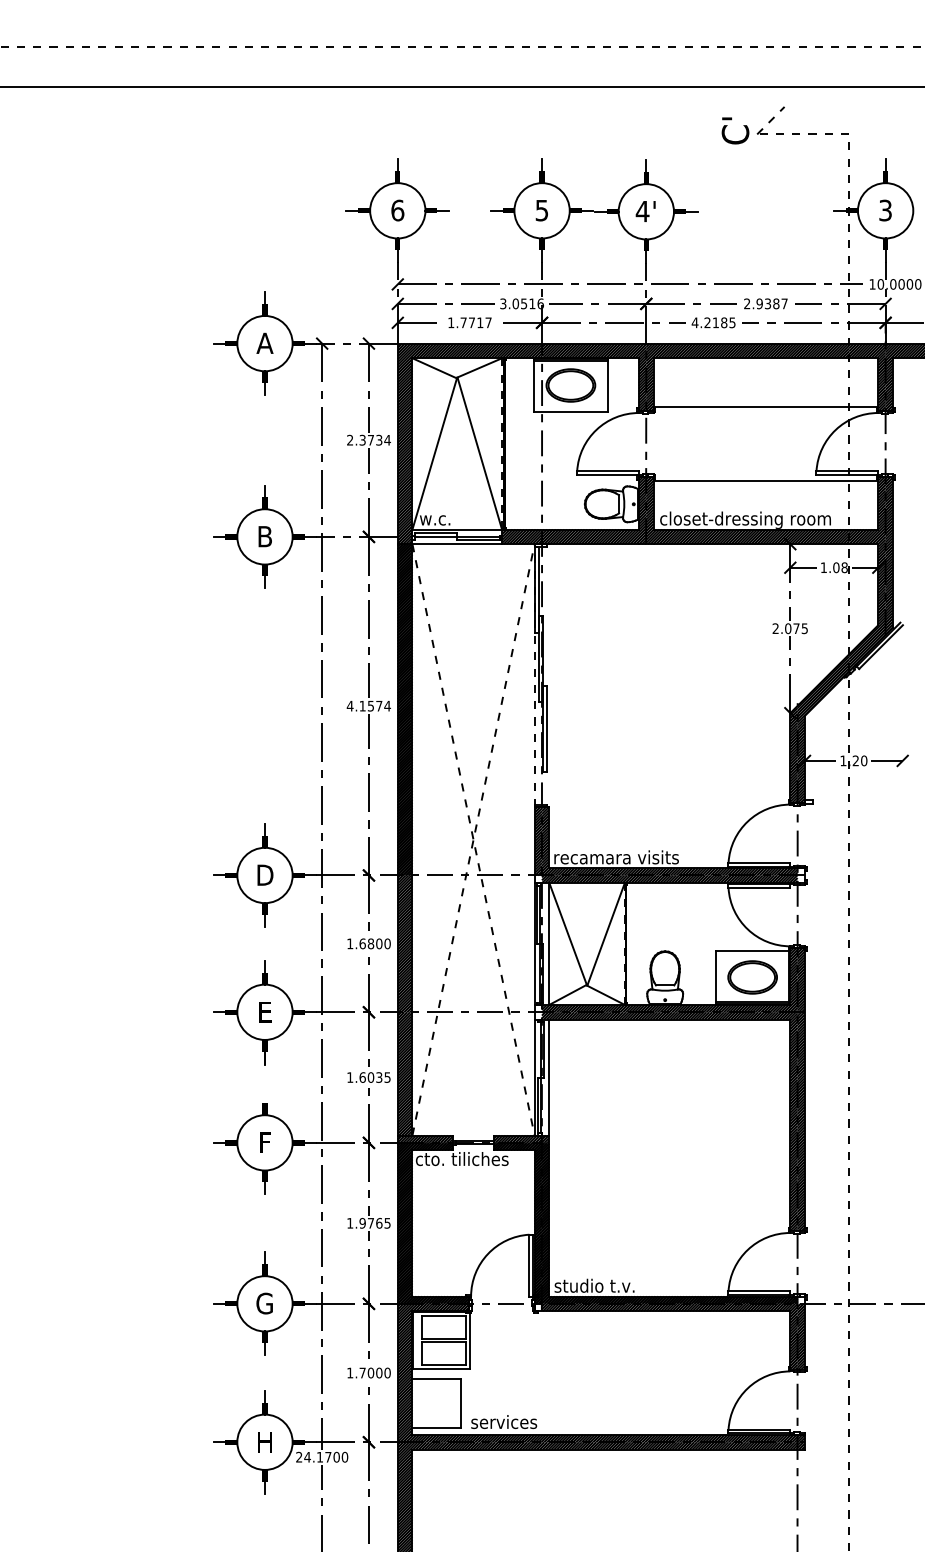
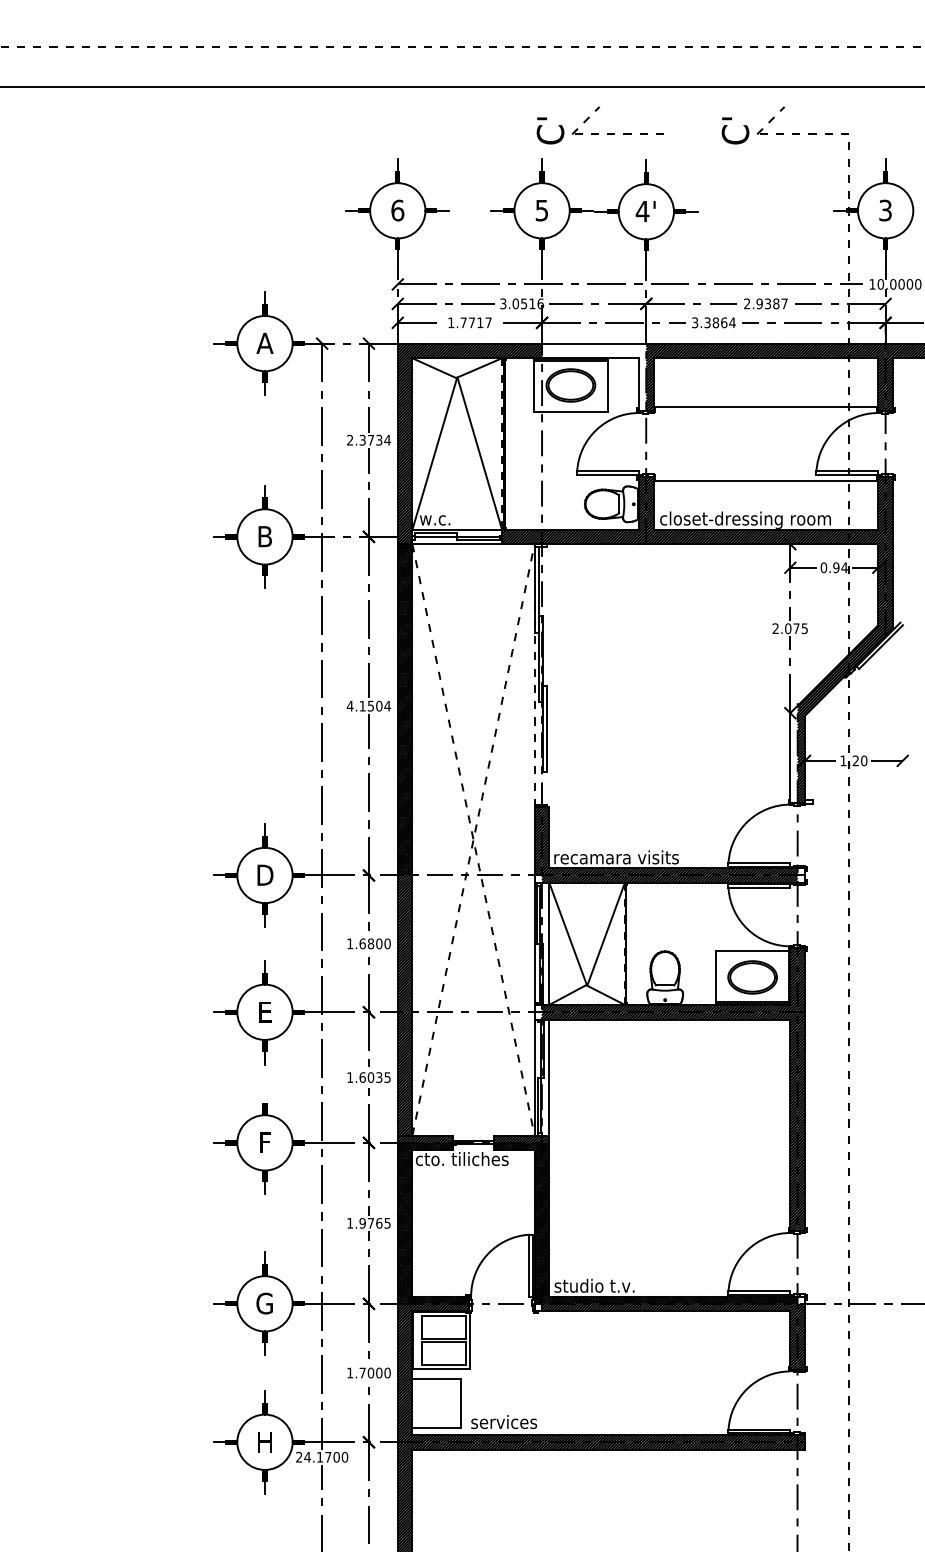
part: none -> present (598, 133)
text: 4.2185 -> 3.3864 (713, 322)
hatch: present -> none (594, 377)
text: 1.08 -> 0.94 (833, 567)
text: 4.1574 -> 4.1504 (379, 705)
hatch: present -> none (793, 755)
